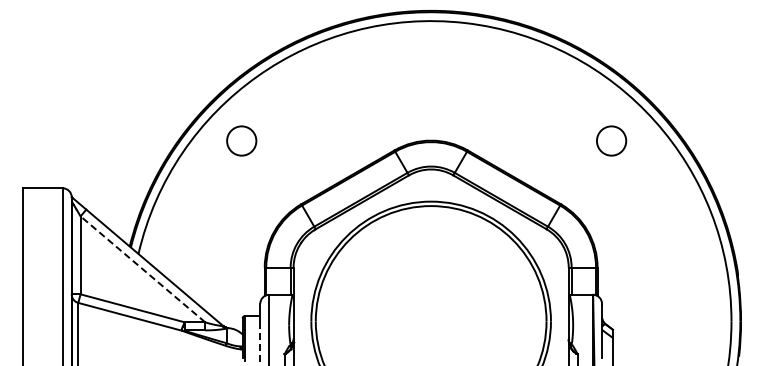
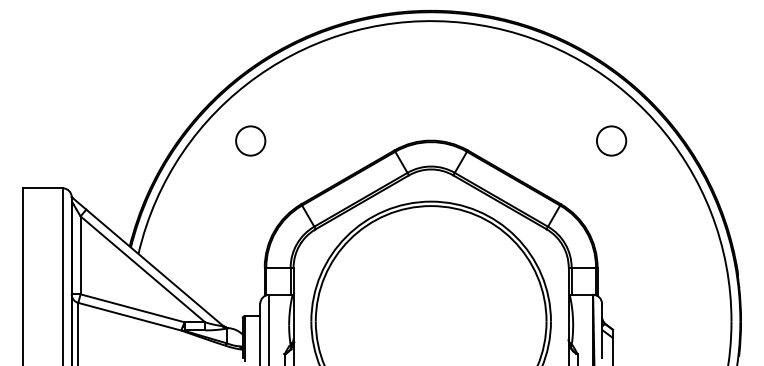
part position: (241, 140) -> (250, 140) (250, 140)
line: dashed -> solid (142, 269)
line: dashed -> solid (260, 346)
